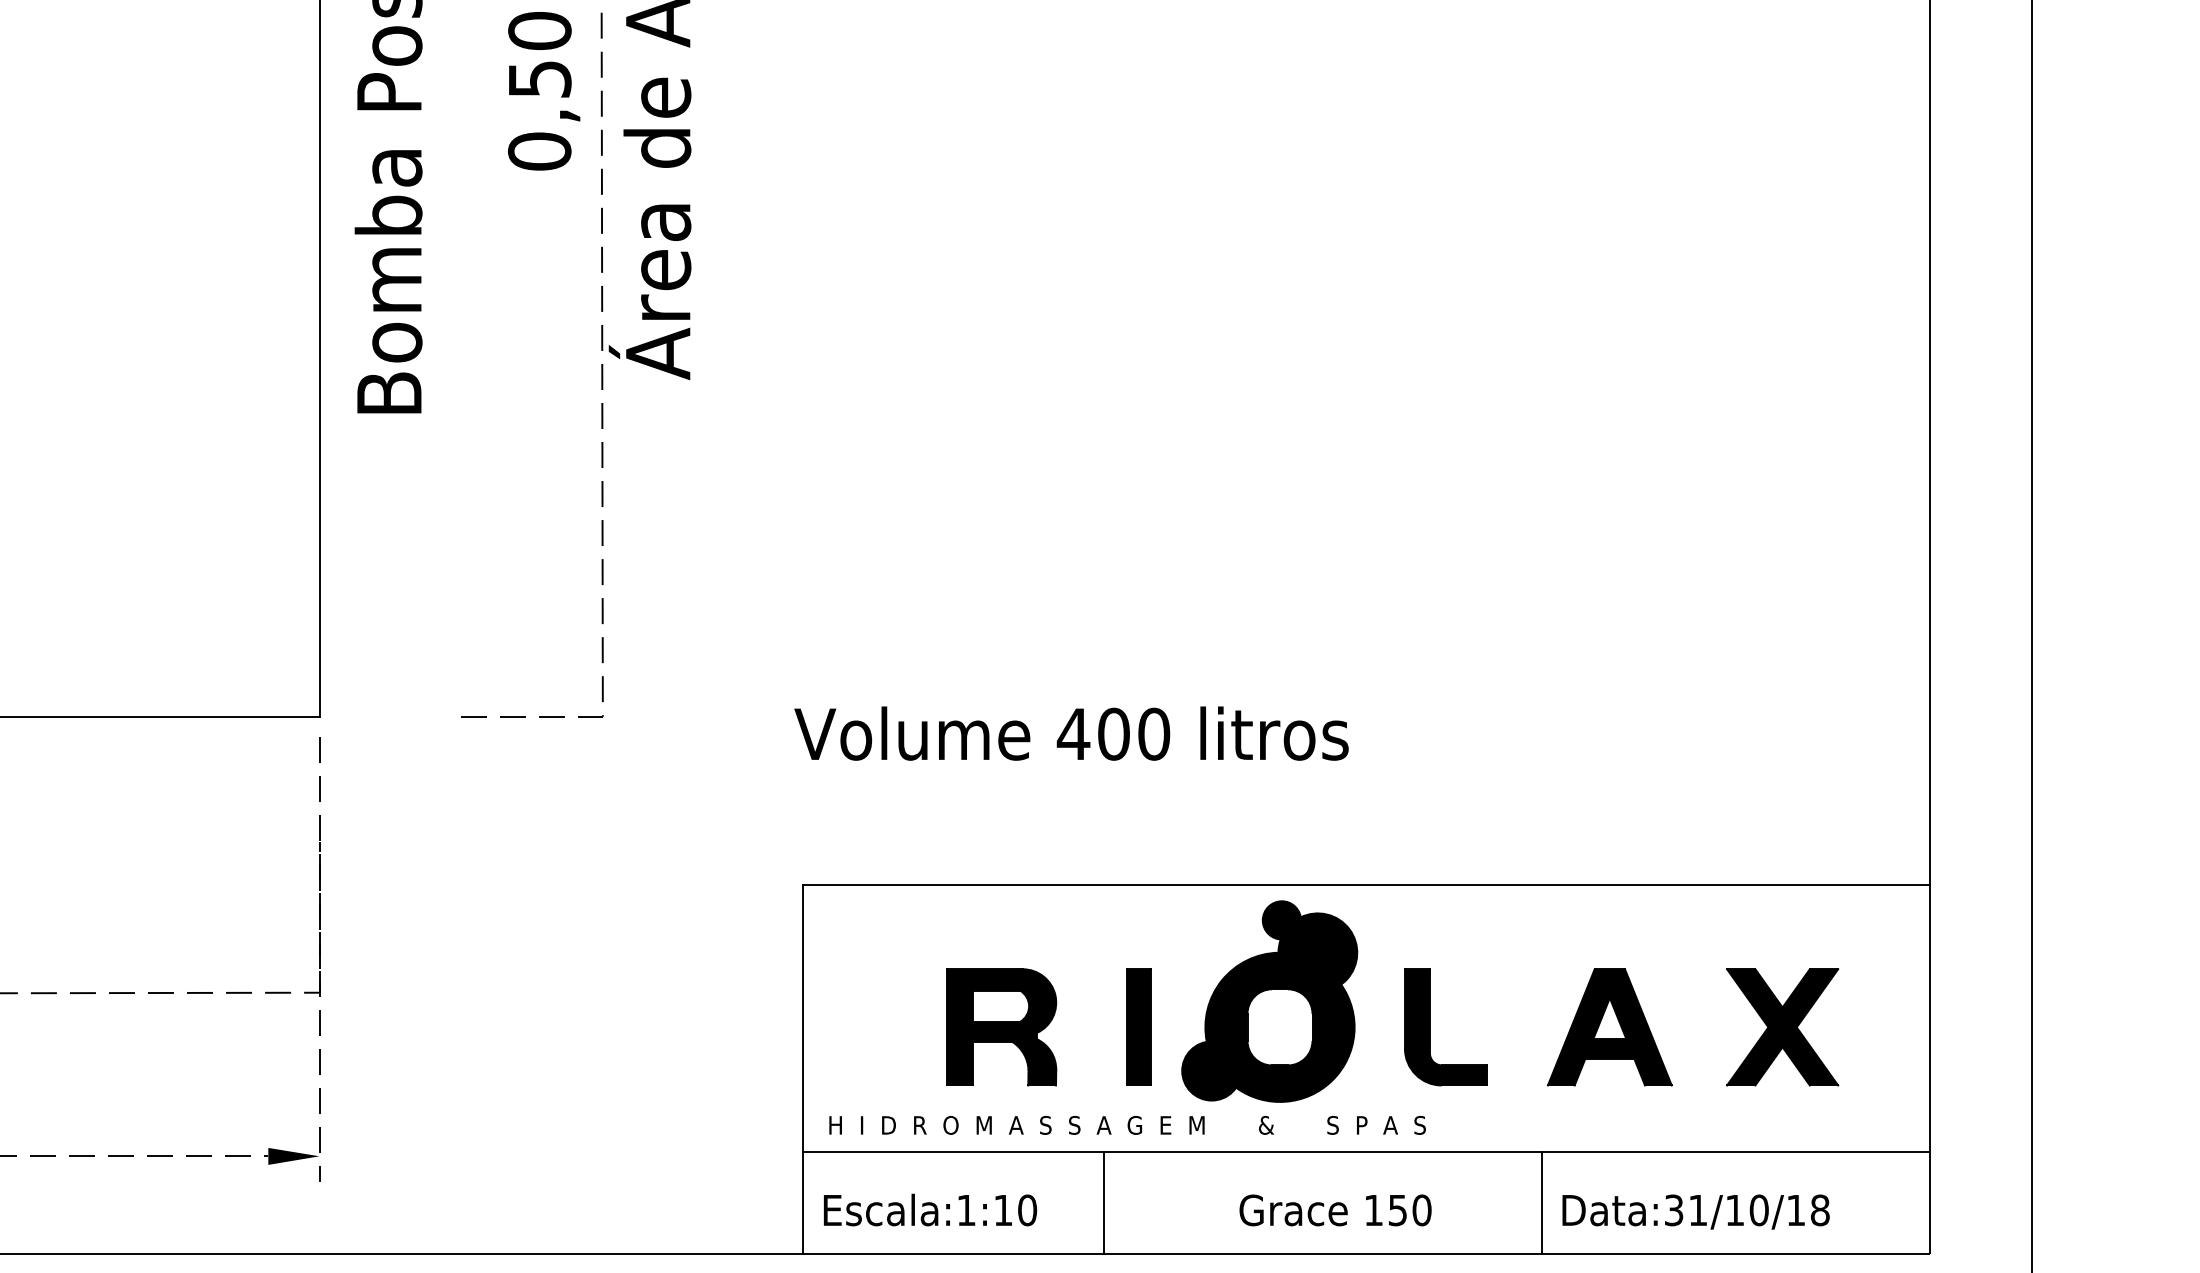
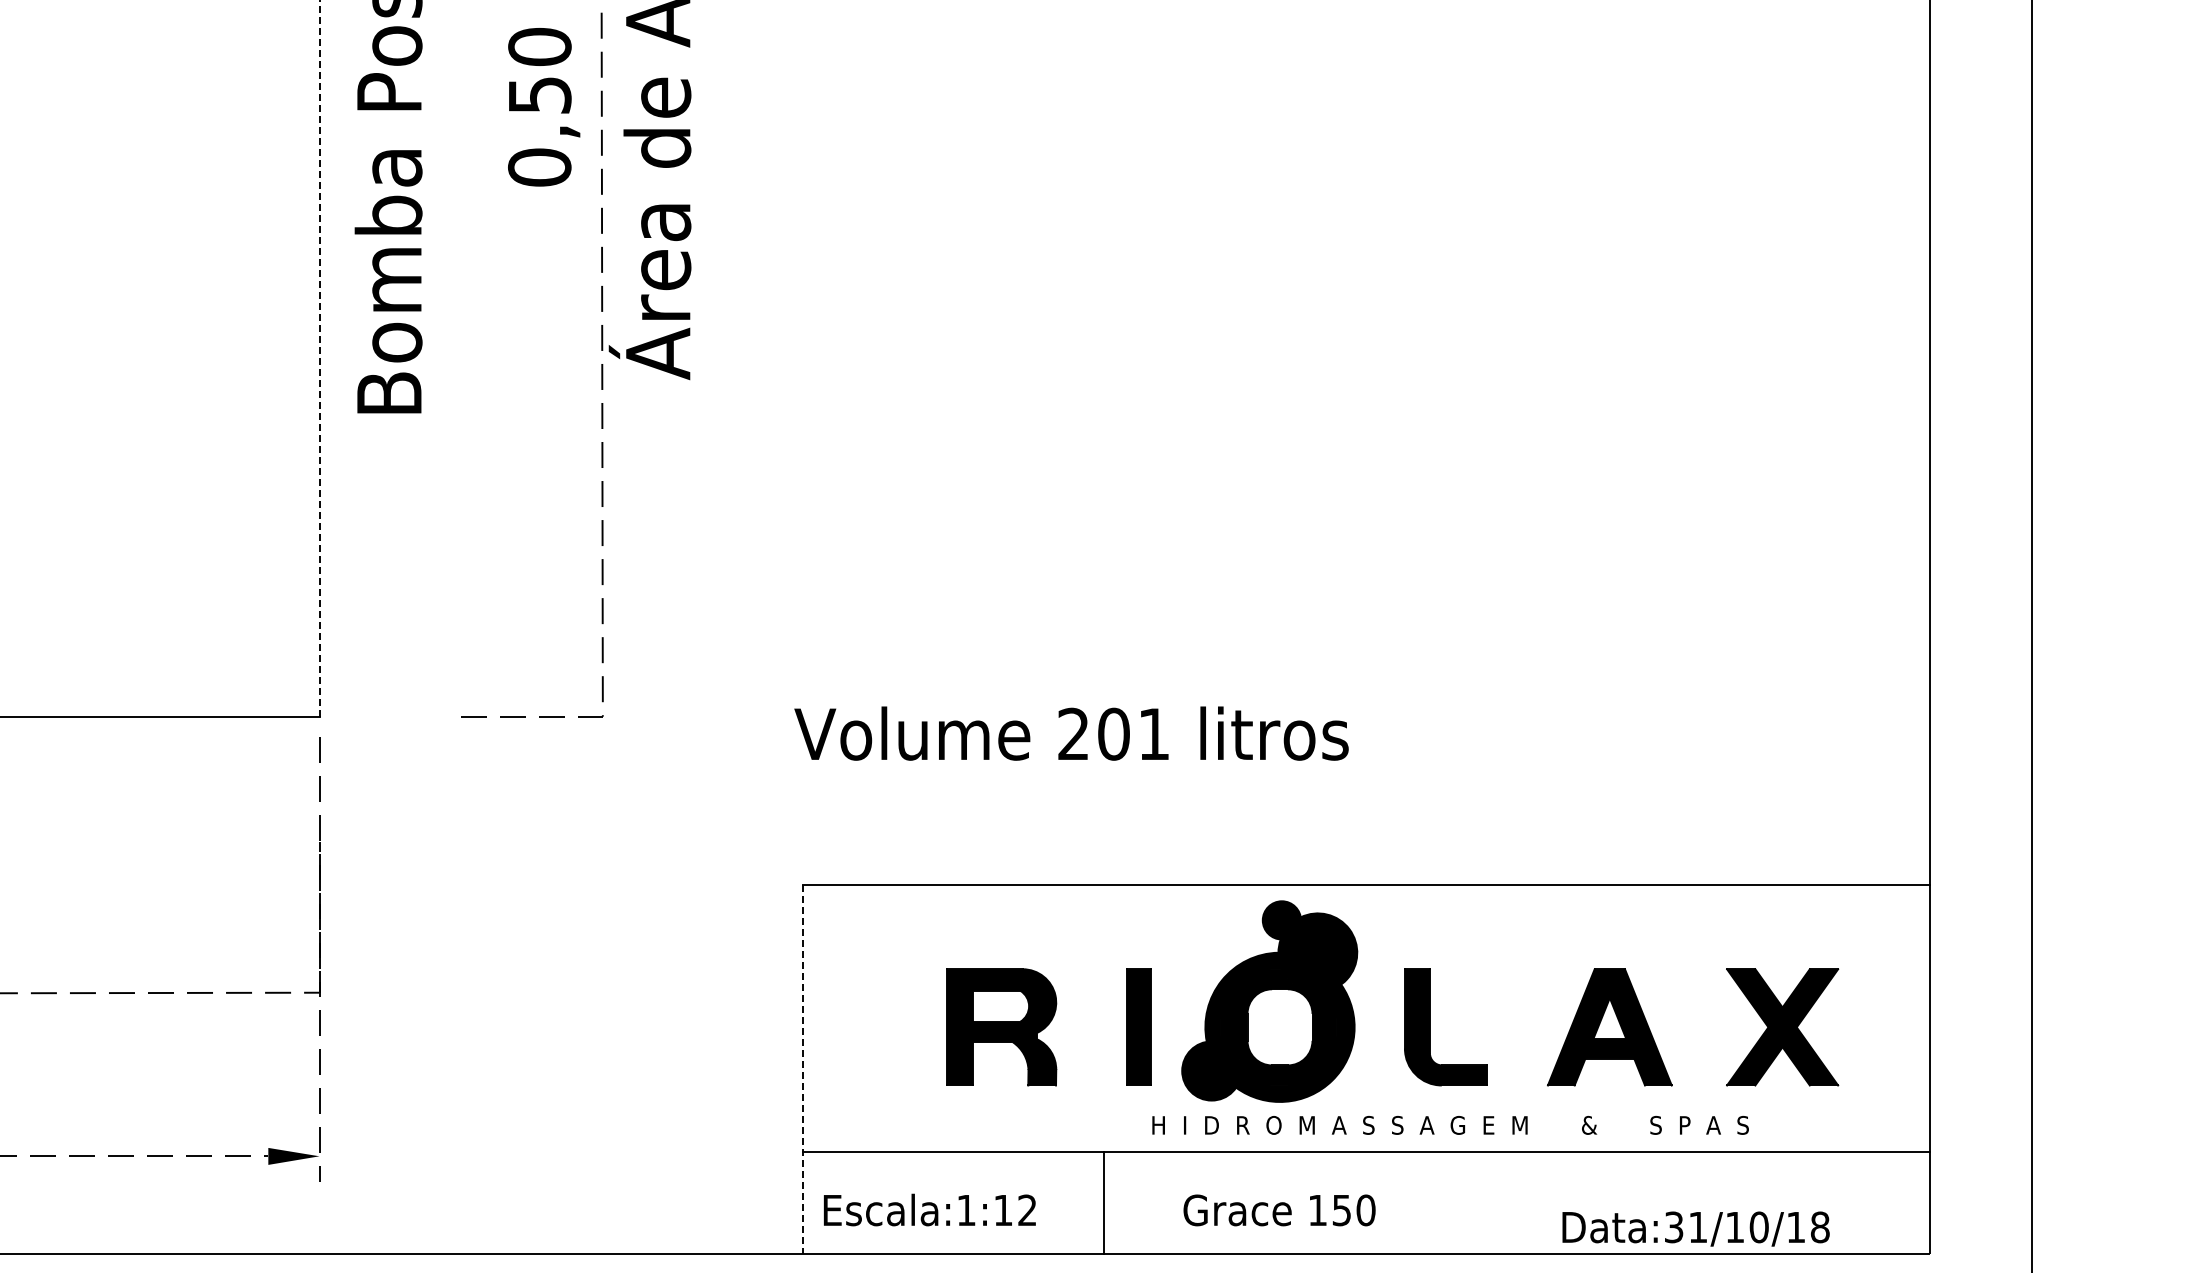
text position: (544, 91) -> (544, 107) (544, 107)
line: solid -> dashed (319, 358)
text: 400 -> 201 (1113, 733)
line: solid -> dashed (802, 1070)
text position: (1127, 1125) -> (1450, 1125) (1450, 1125)
line: present -> none (1542, 1202)
text: Escala:1:10 -> Escala:1:12 (1027, 1210)
text position: (1335, 1210) -> (1279, 1210) (1279, 1210)
text position: (1695, 1211) -> (1695, 1228) (1695, 1228)
